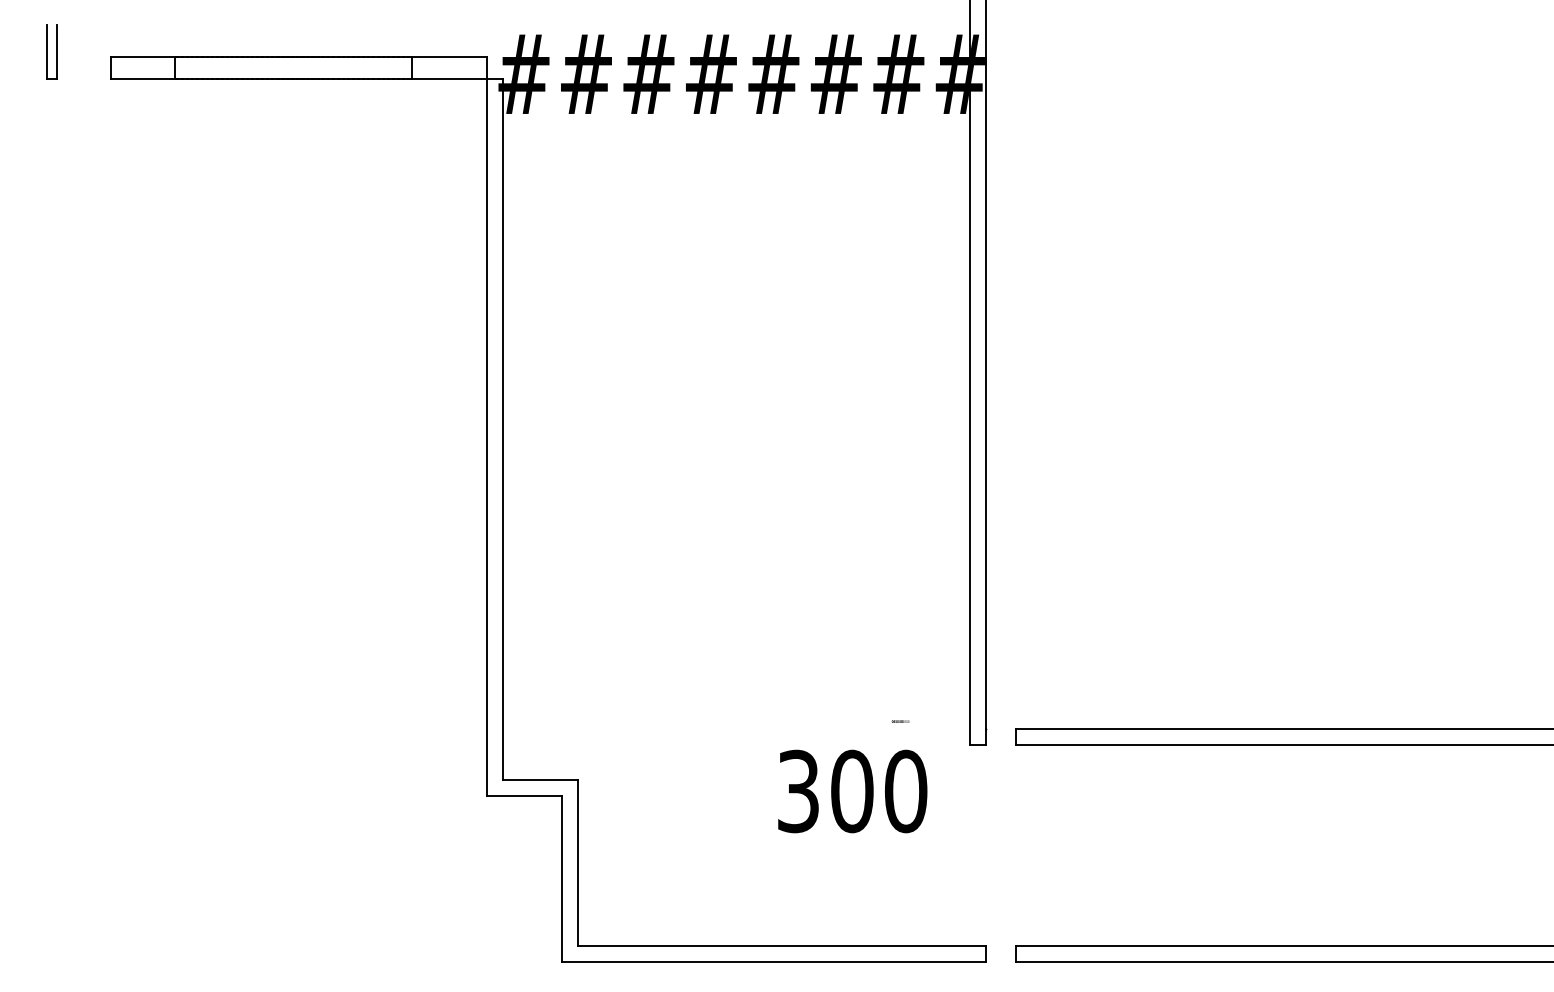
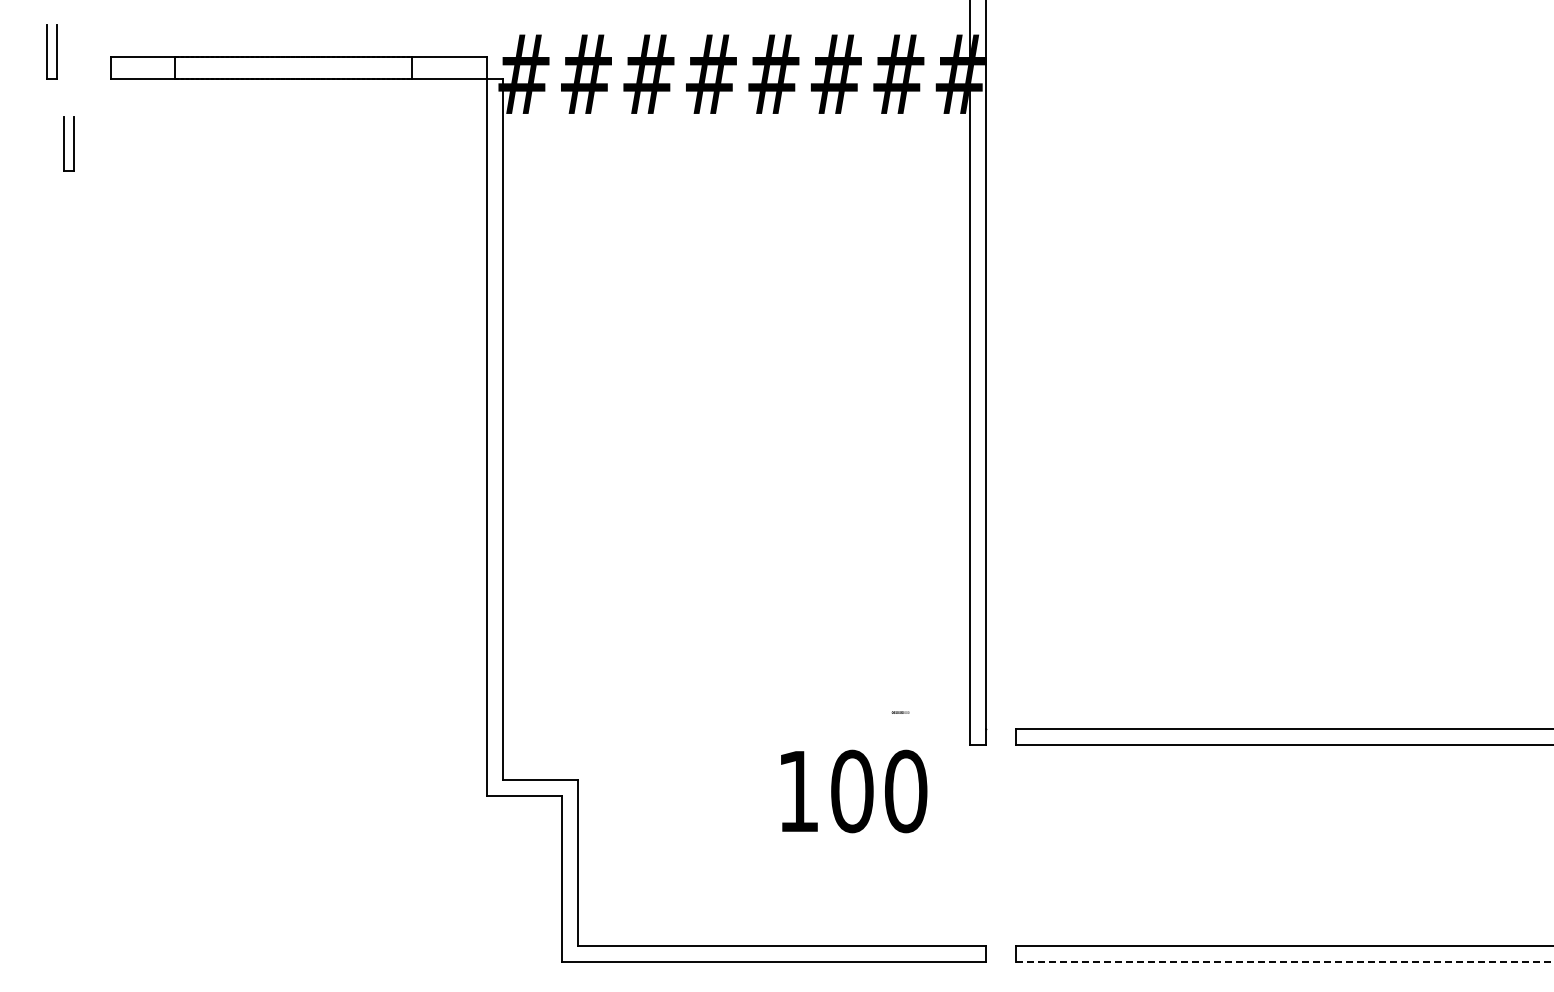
part: none -> present (68, 143)
text position: (900, 721) -> (900, 712) (900, 712)
text: 300 -> 100 (798, 791)
line: solid -> dashed (1284, 962)
